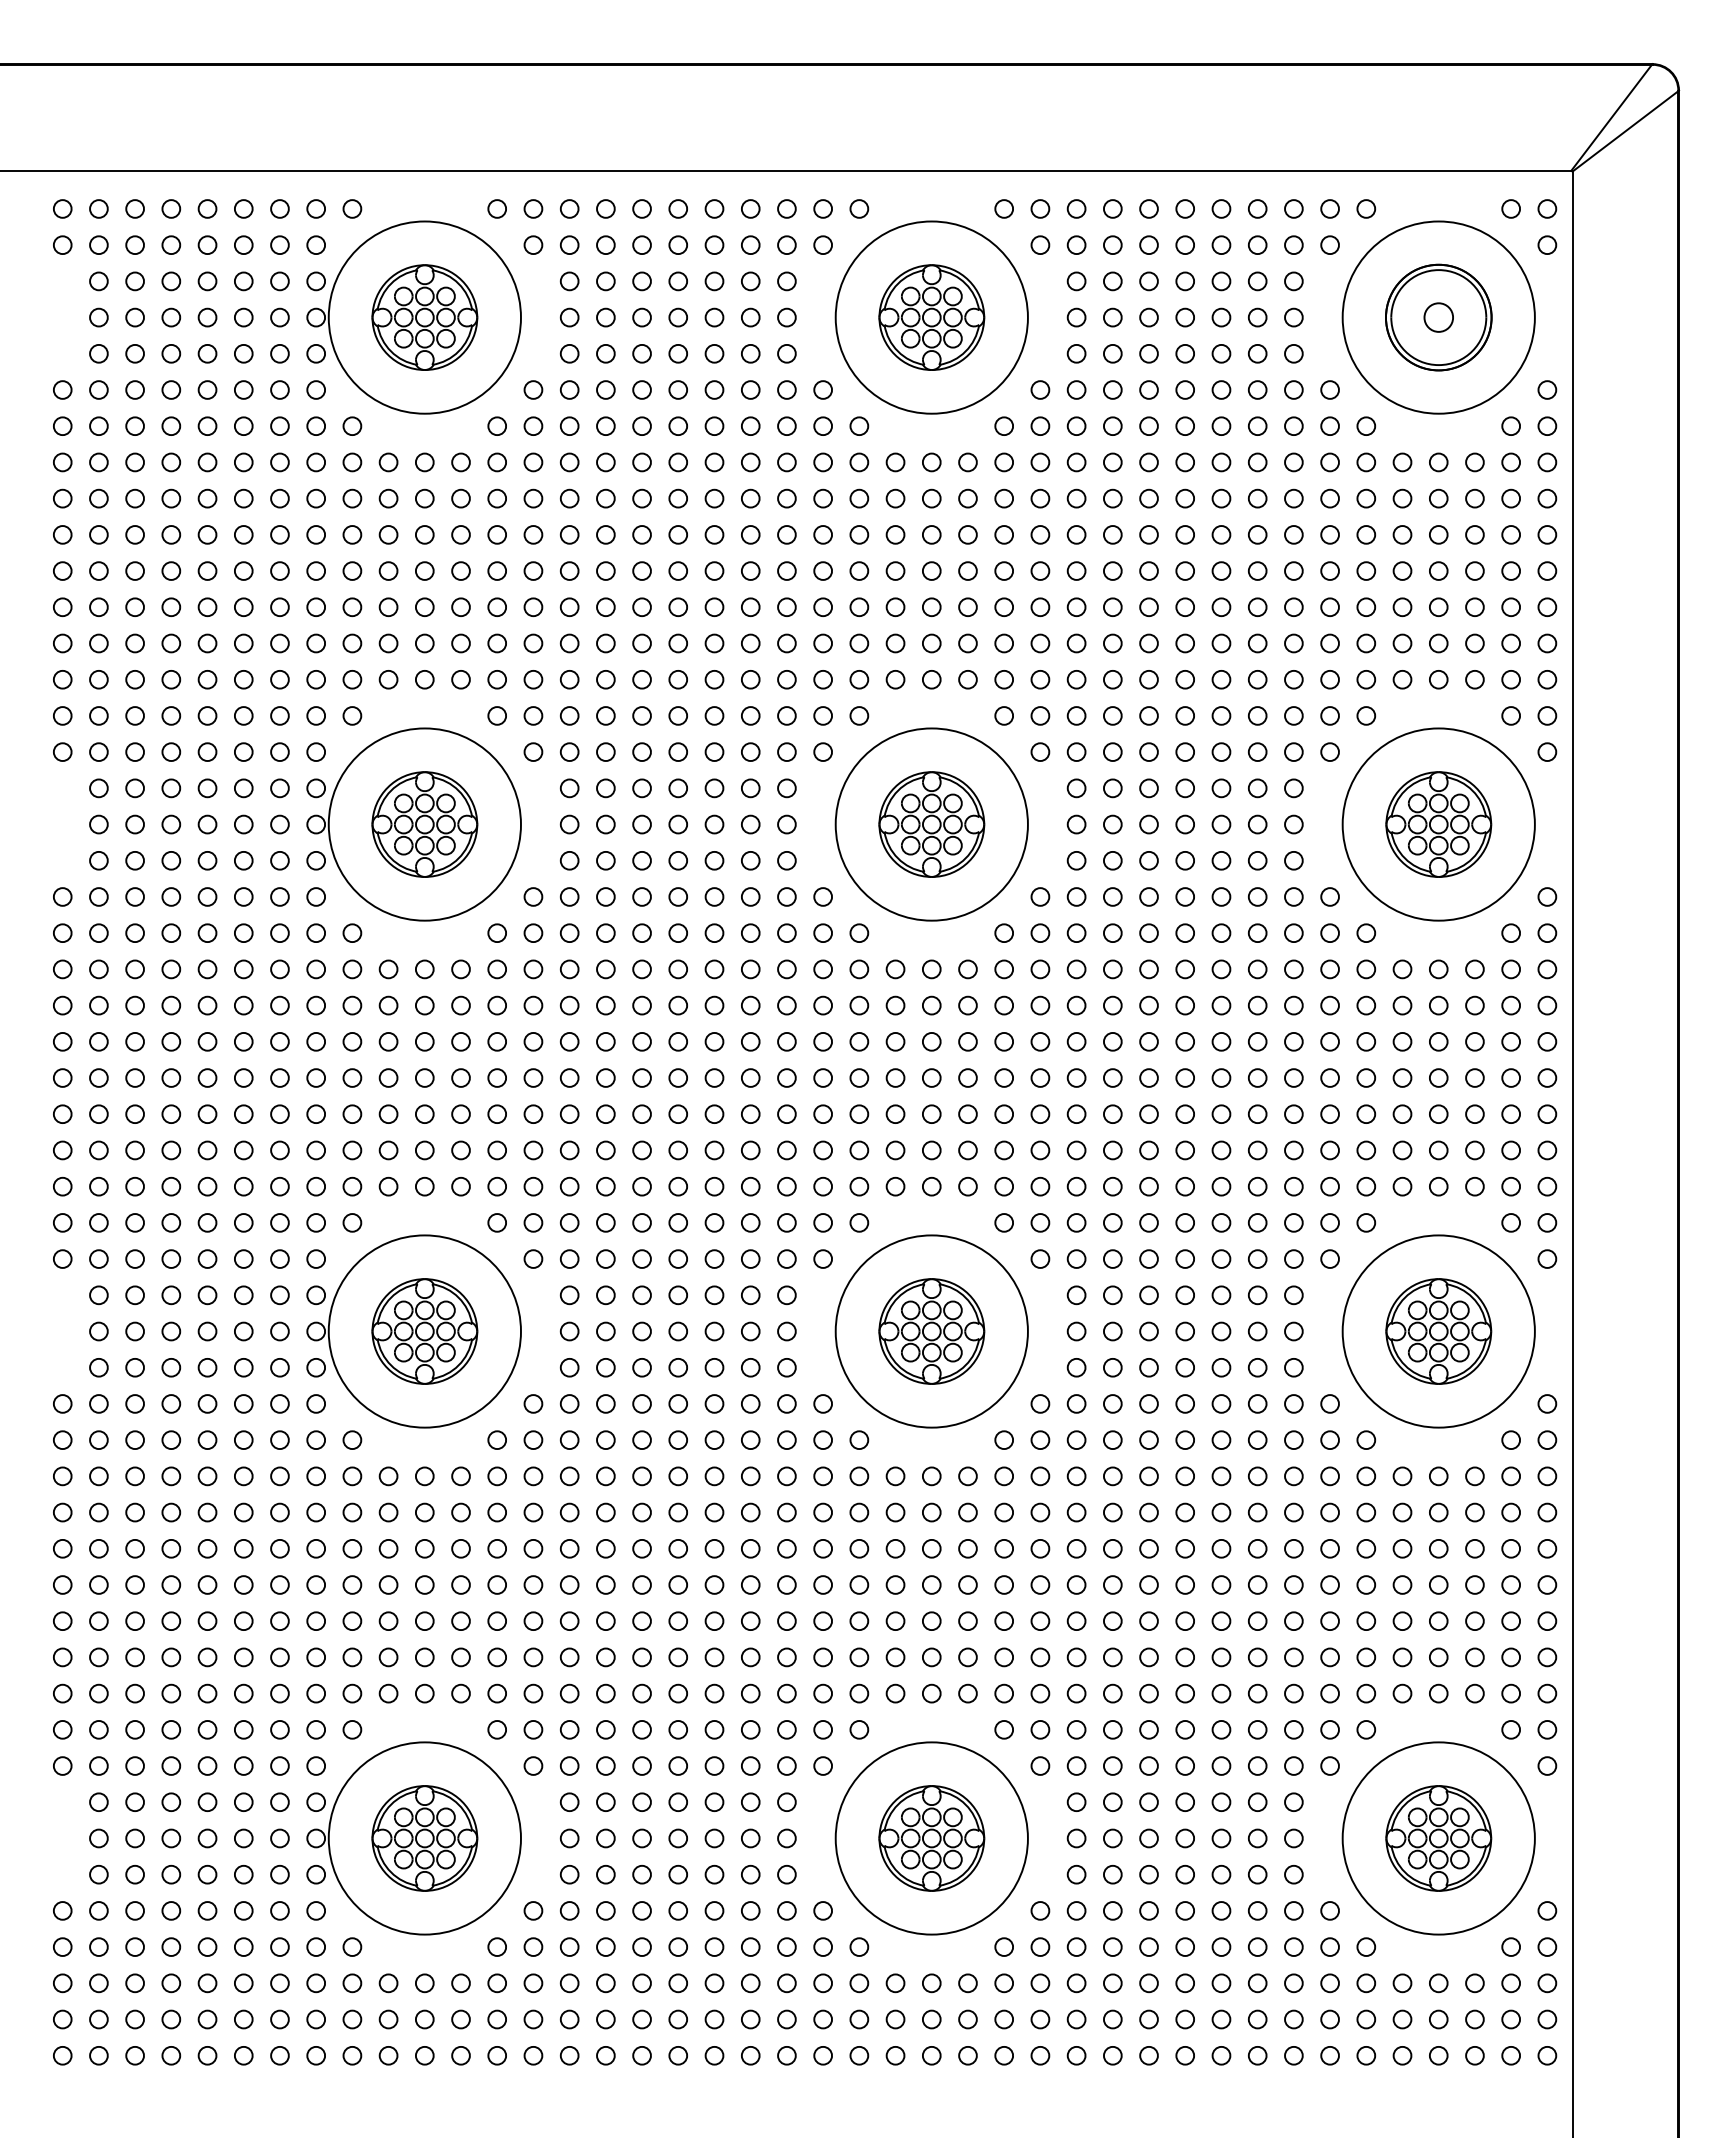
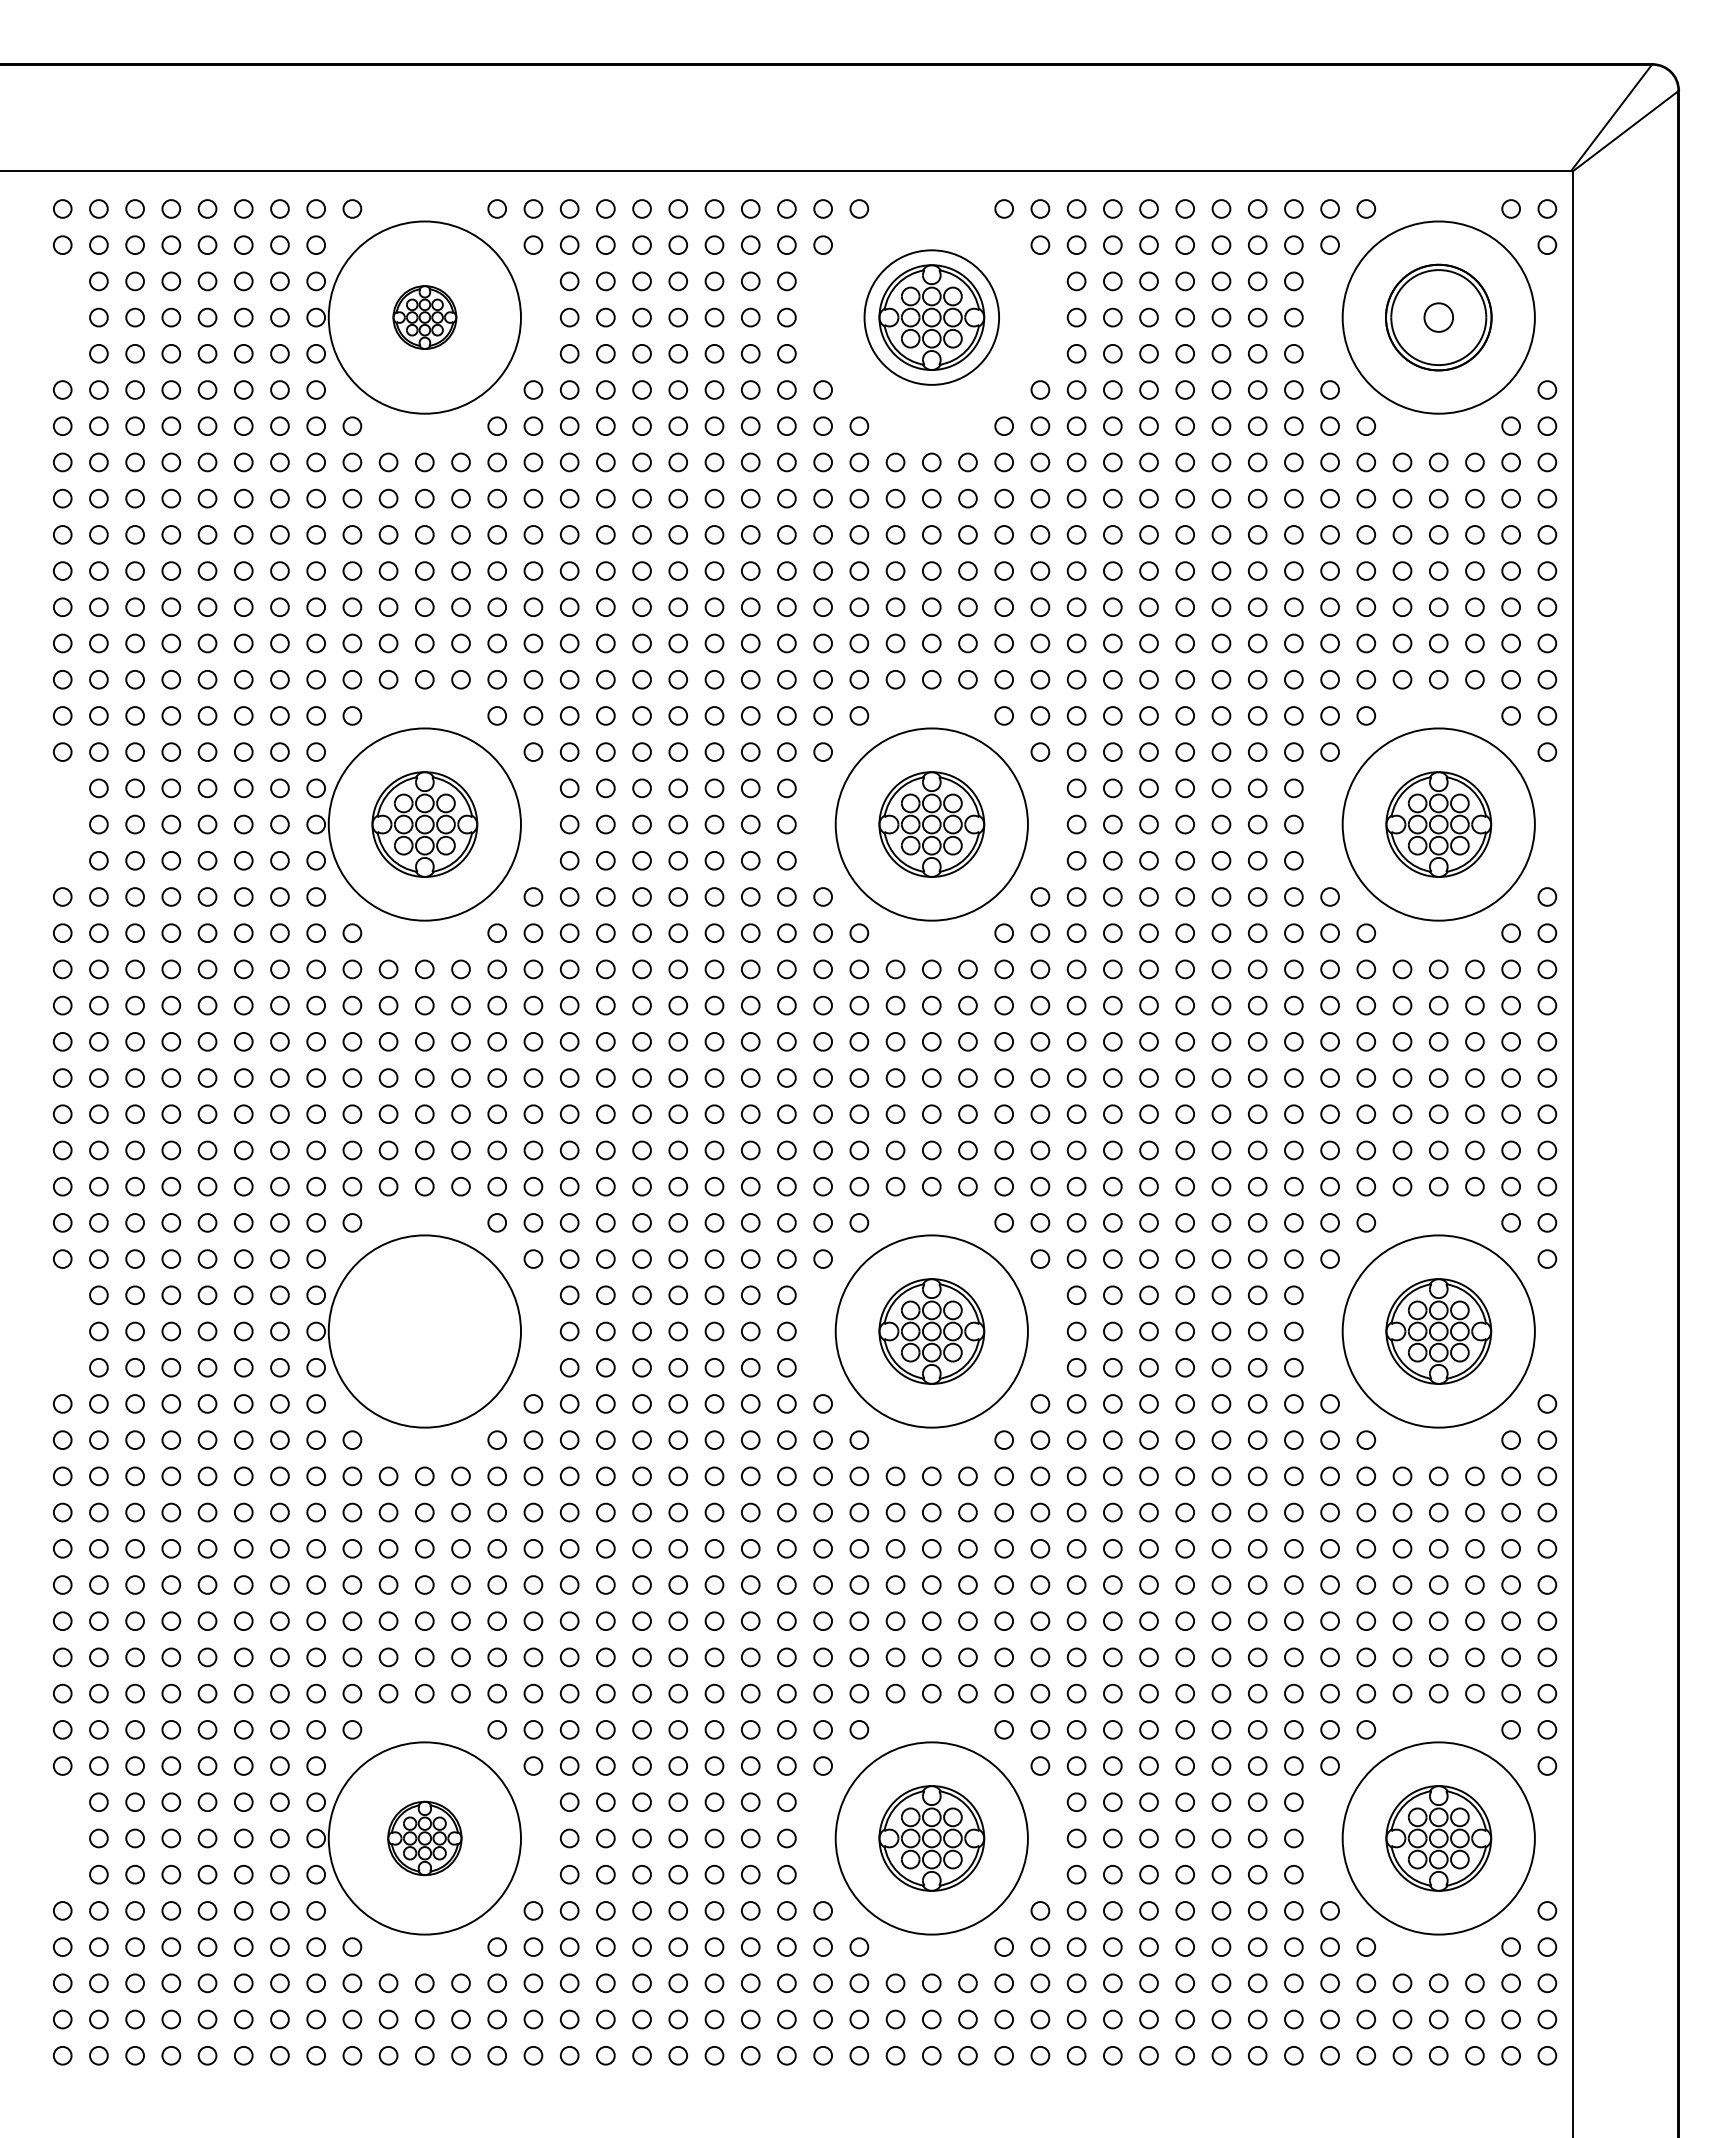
part size: 108x107 px -> 66x65 px (424, 317)
circle diameter: 192 px -> 135 px (931, 317)
part: present -> none (424, 1331)
part size: 108x107 px -> 76x77 px (424, 1838)
